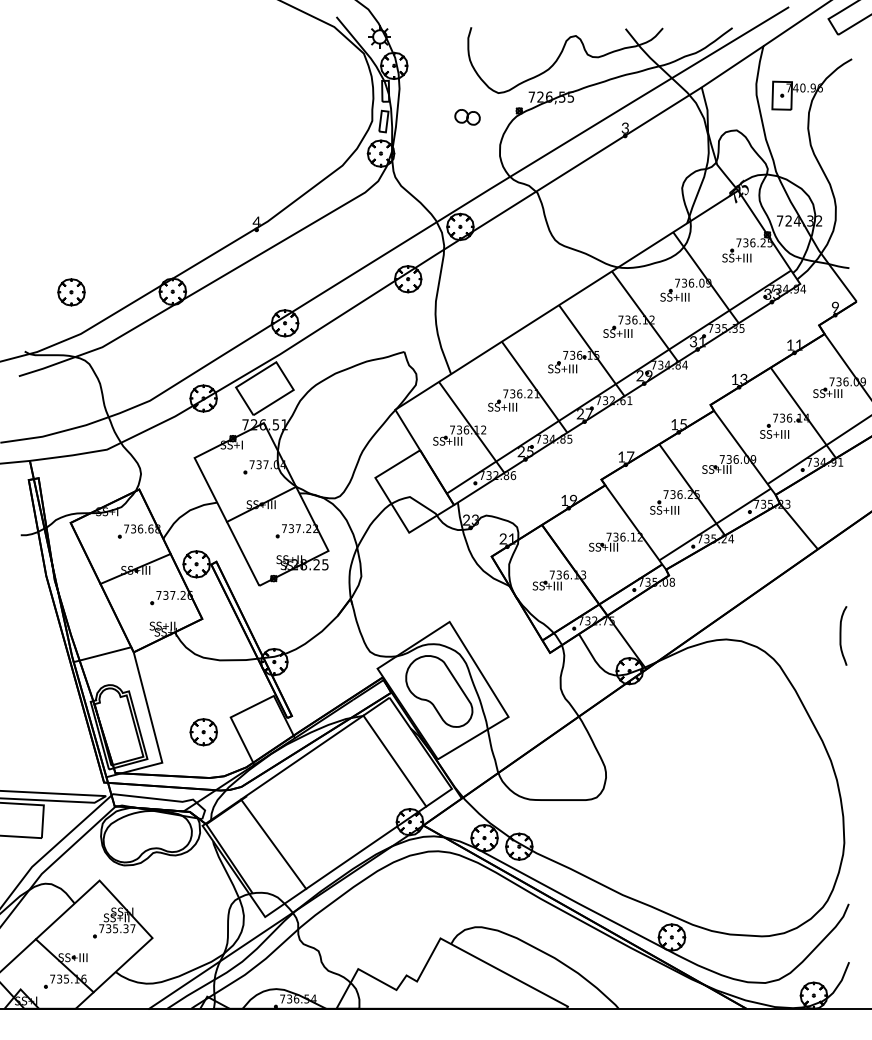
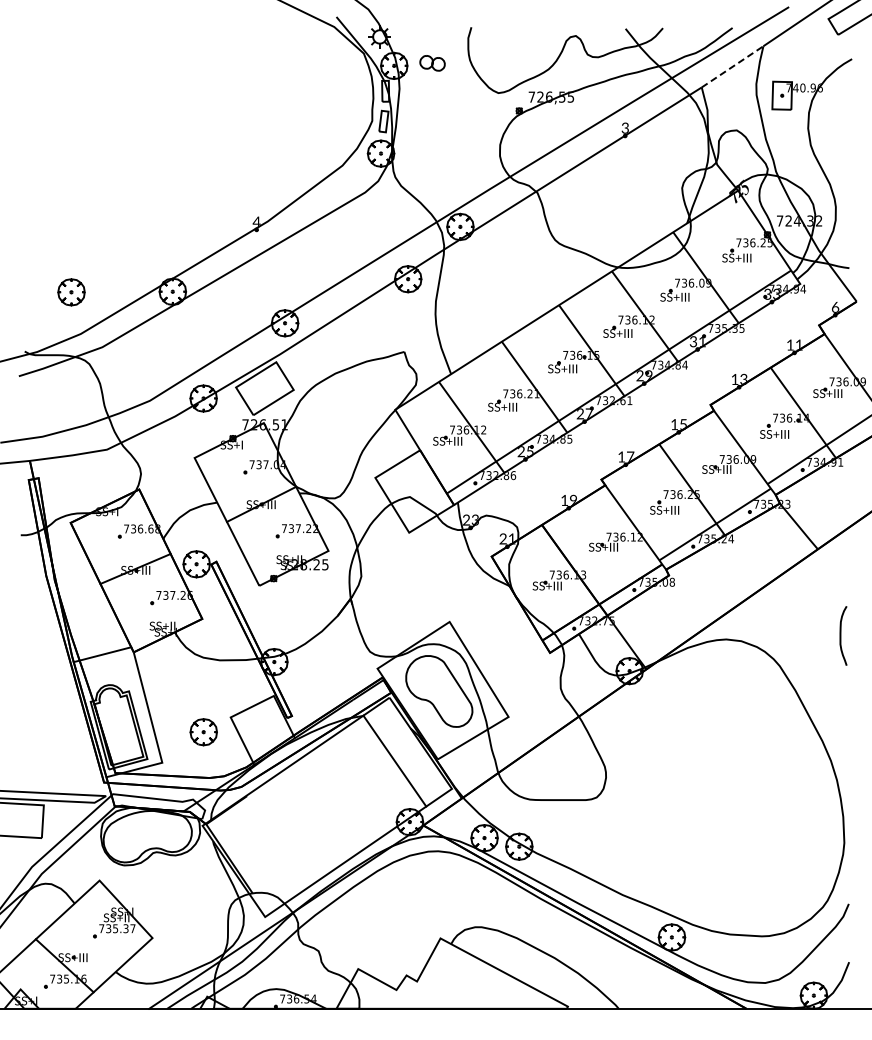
line: solid -> dashed (733, 66)
part position: (467, 117) -> (432, 63) (432, 63)
text: 9 -> 6 (835, 306)
line: present -> none (273, 843)
